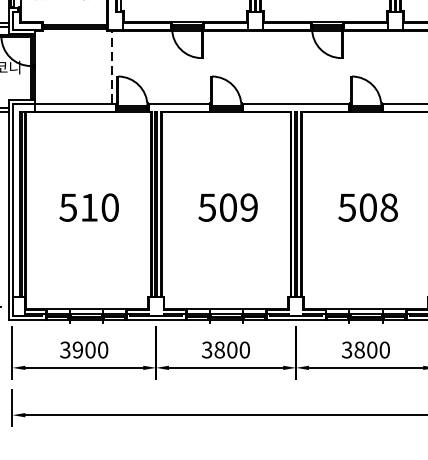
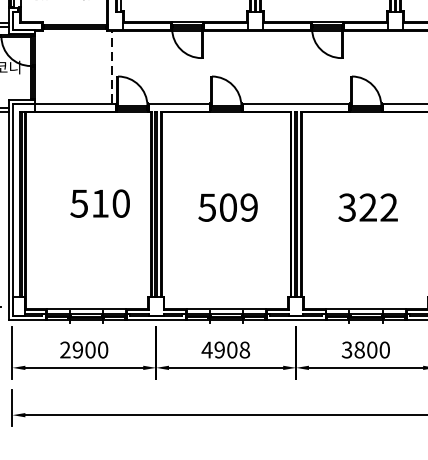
text position: (88, 207) -> (99, 203) (99, 203)
text: 508 -> 322 (367, 207)
text: 3800 -> 4908 (225, 349)
text: 3900 -> 2900 (65, 350)
